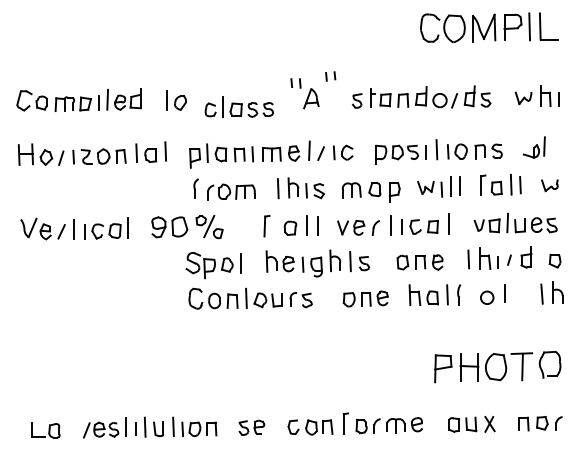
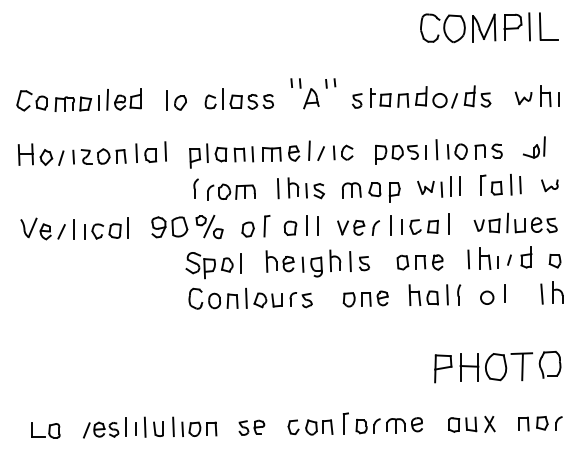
part position: (330, 76) -> (330, 83) (330, 83)
part position: (238, 106) -> (238, 98) (238, 98)
part: none -> present (247, 229)
